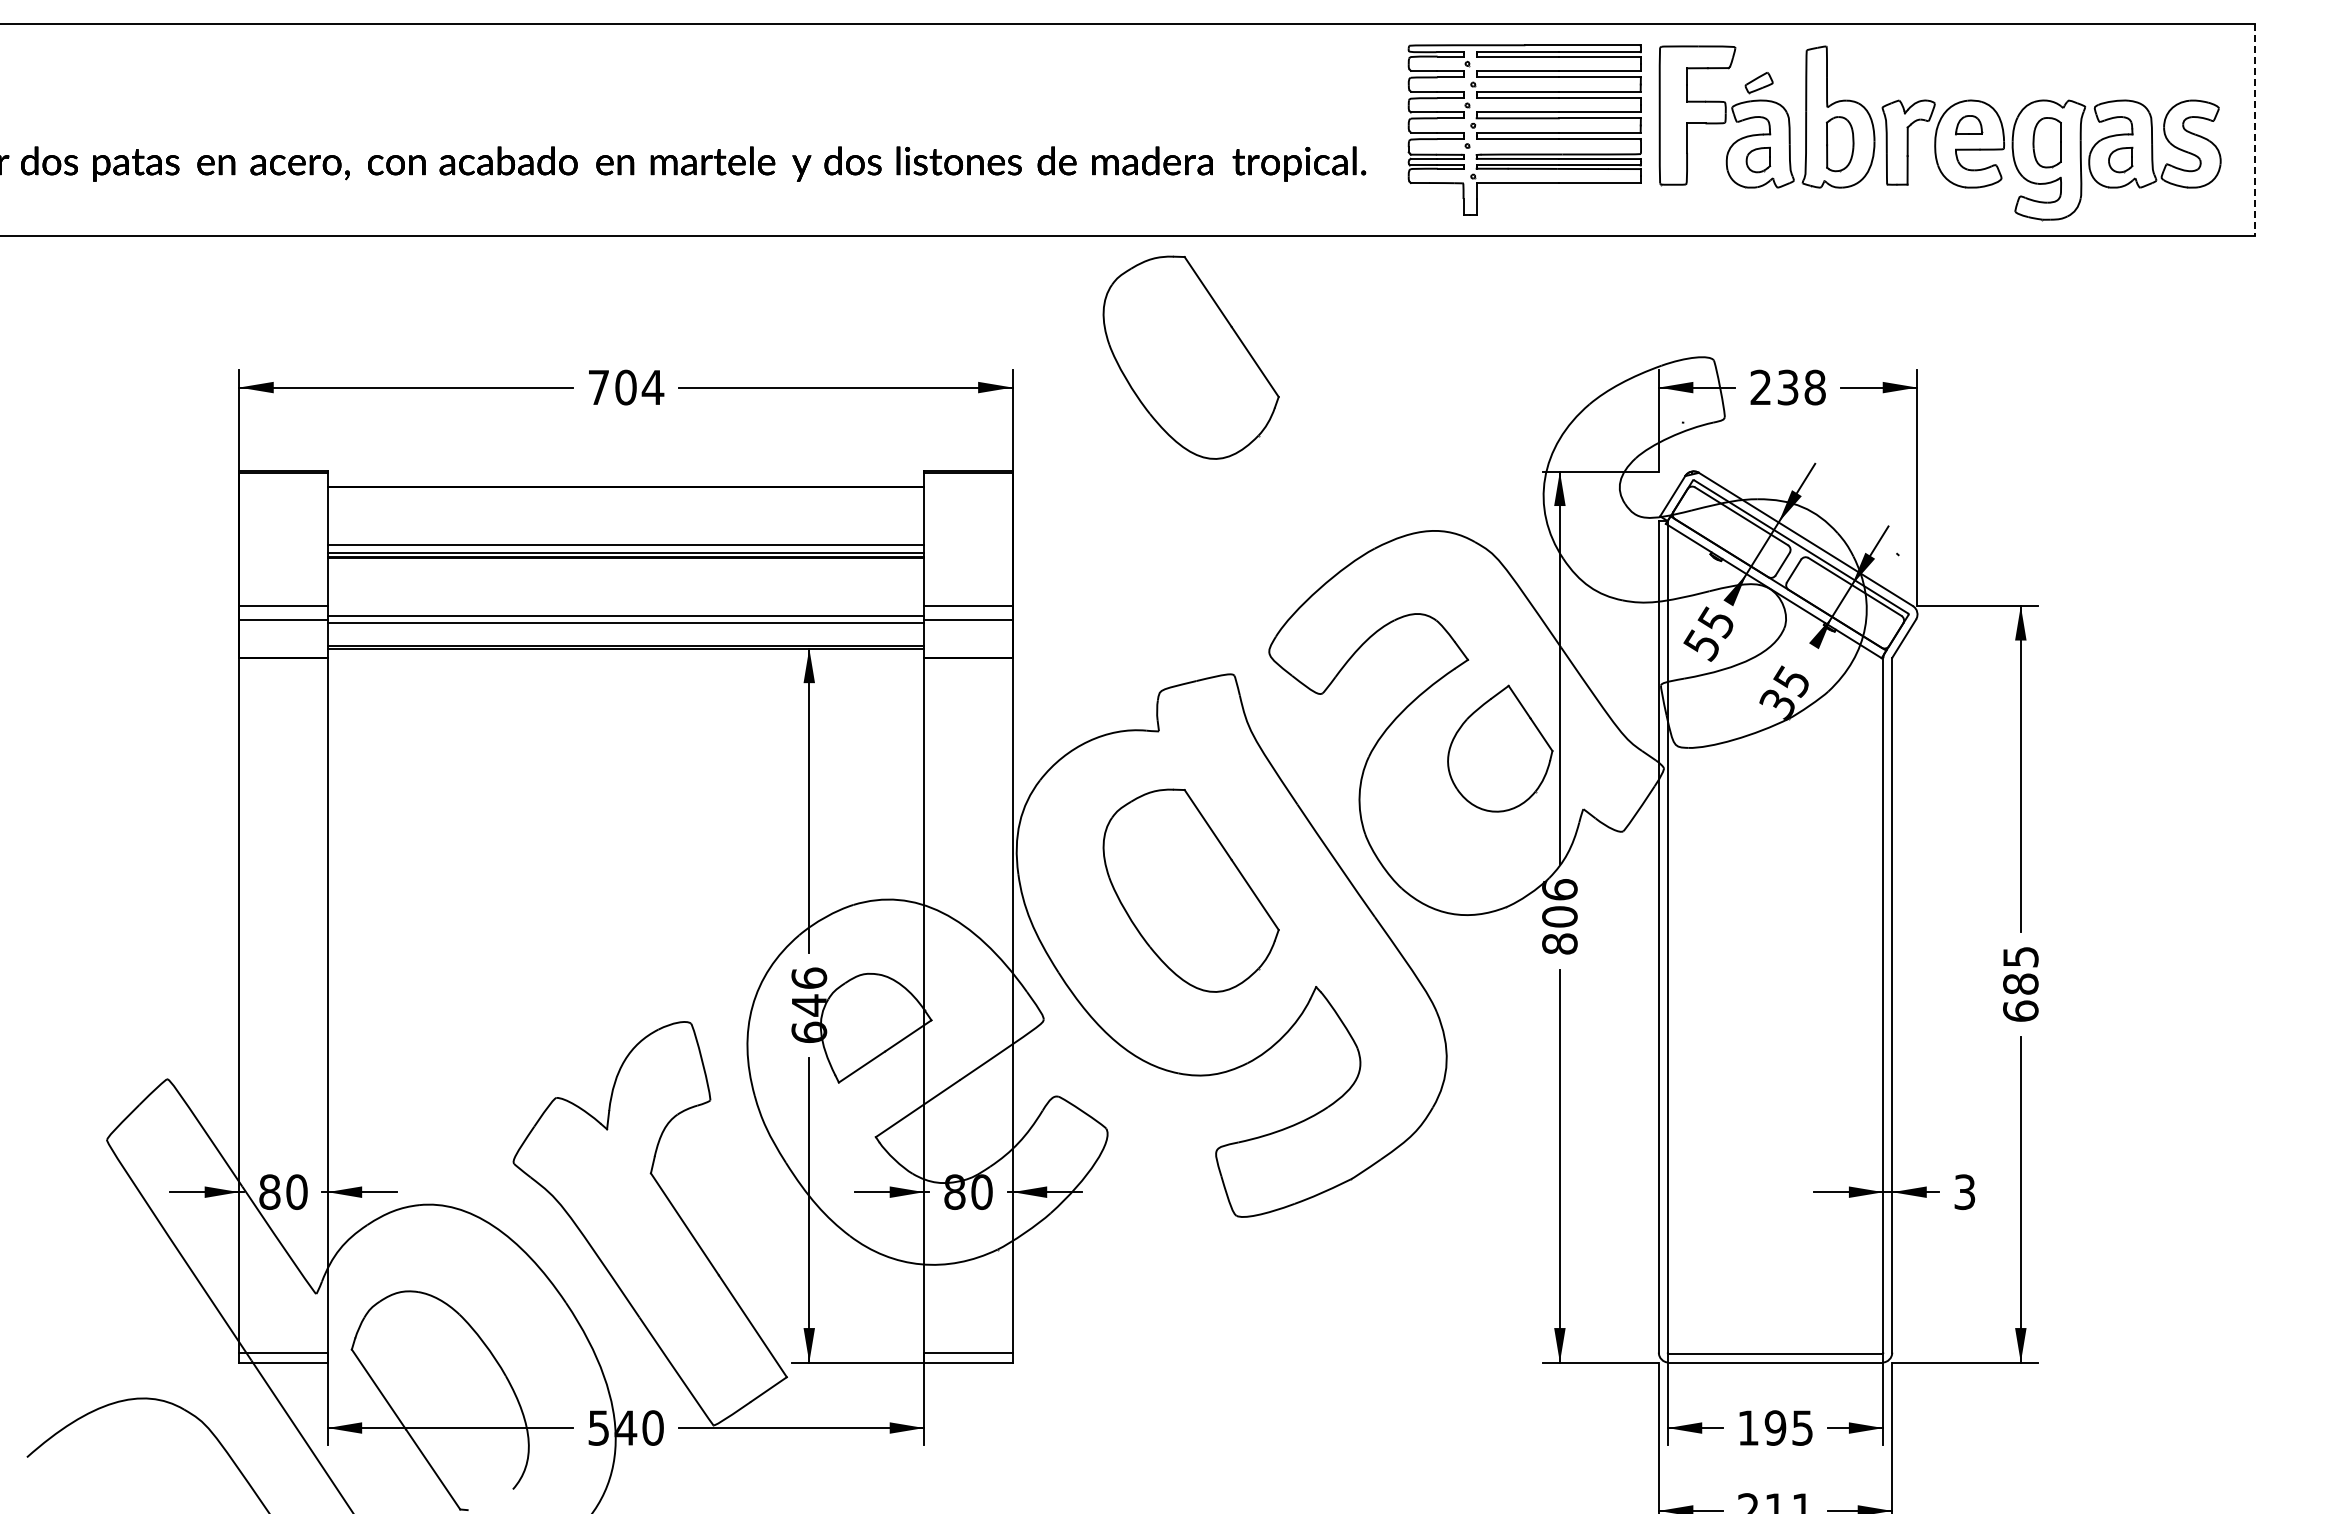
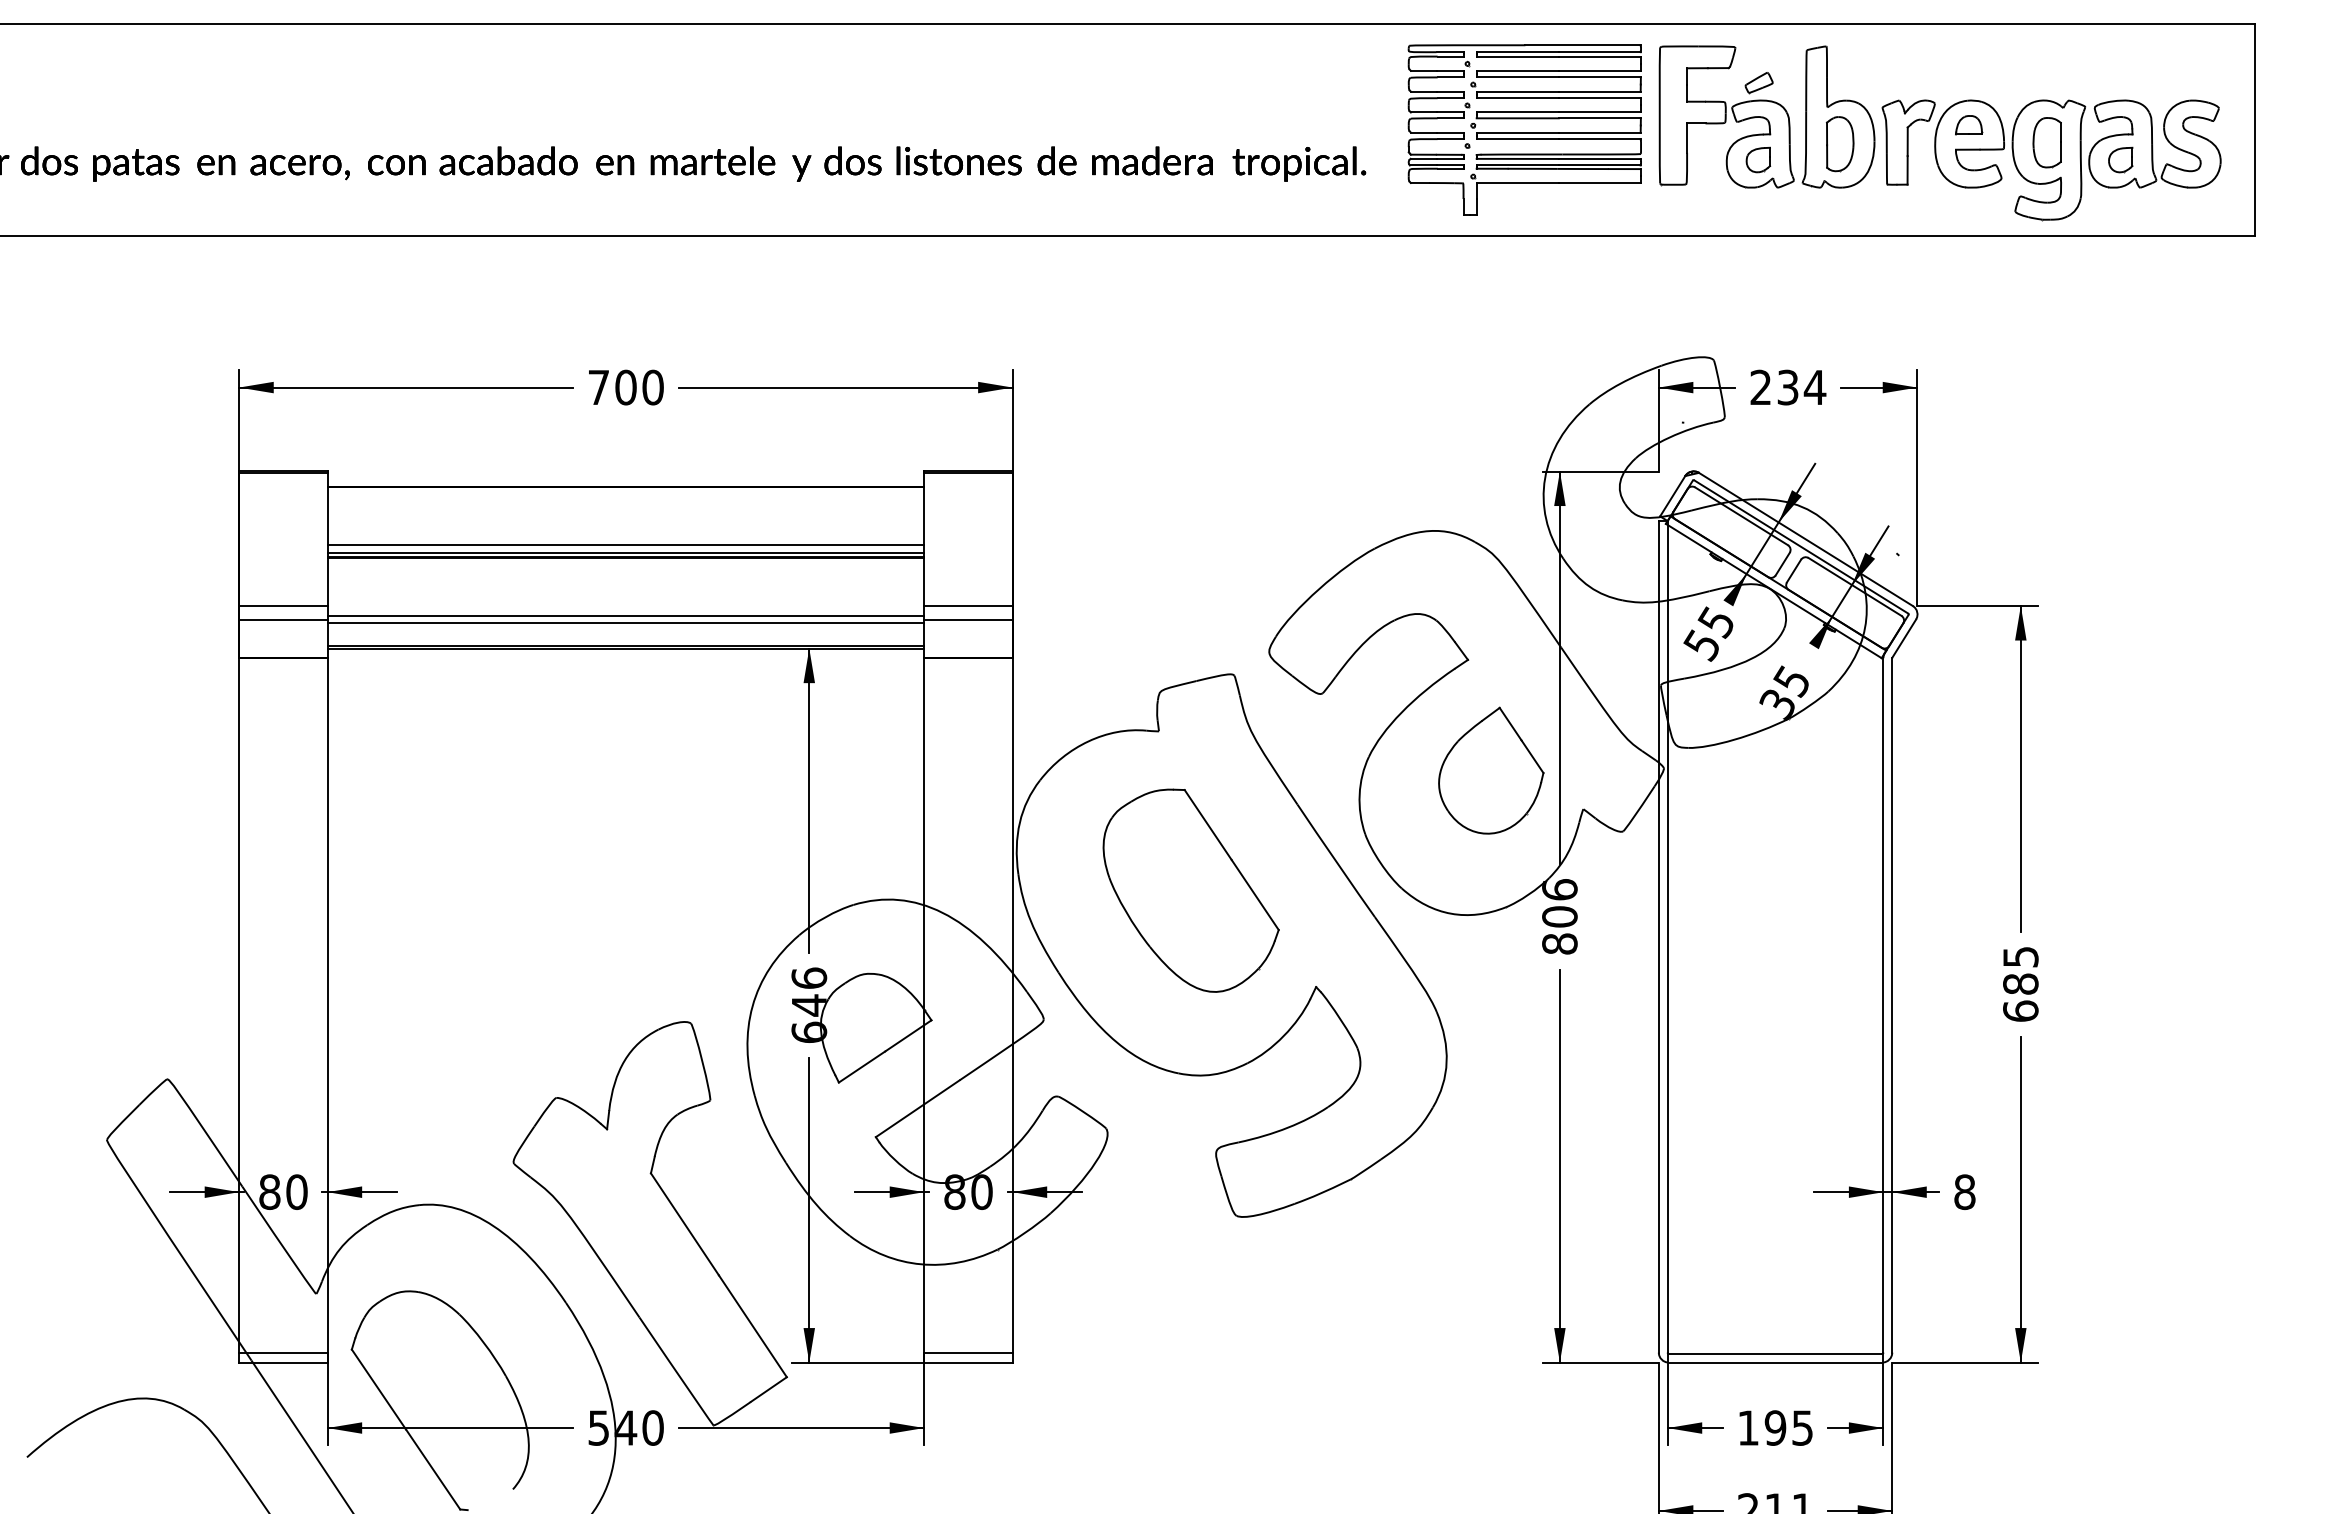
line: dashed -> solid (2255, 130)
part: present -> none (1190, 357)
text: 704 -> 700 (652, 387)
text: 238 -> 234 (1814, 387)
part position: (1500, 748) -> (1491, 770) (1491, 770)
text: 3 -> 8 (1964, 1192)
